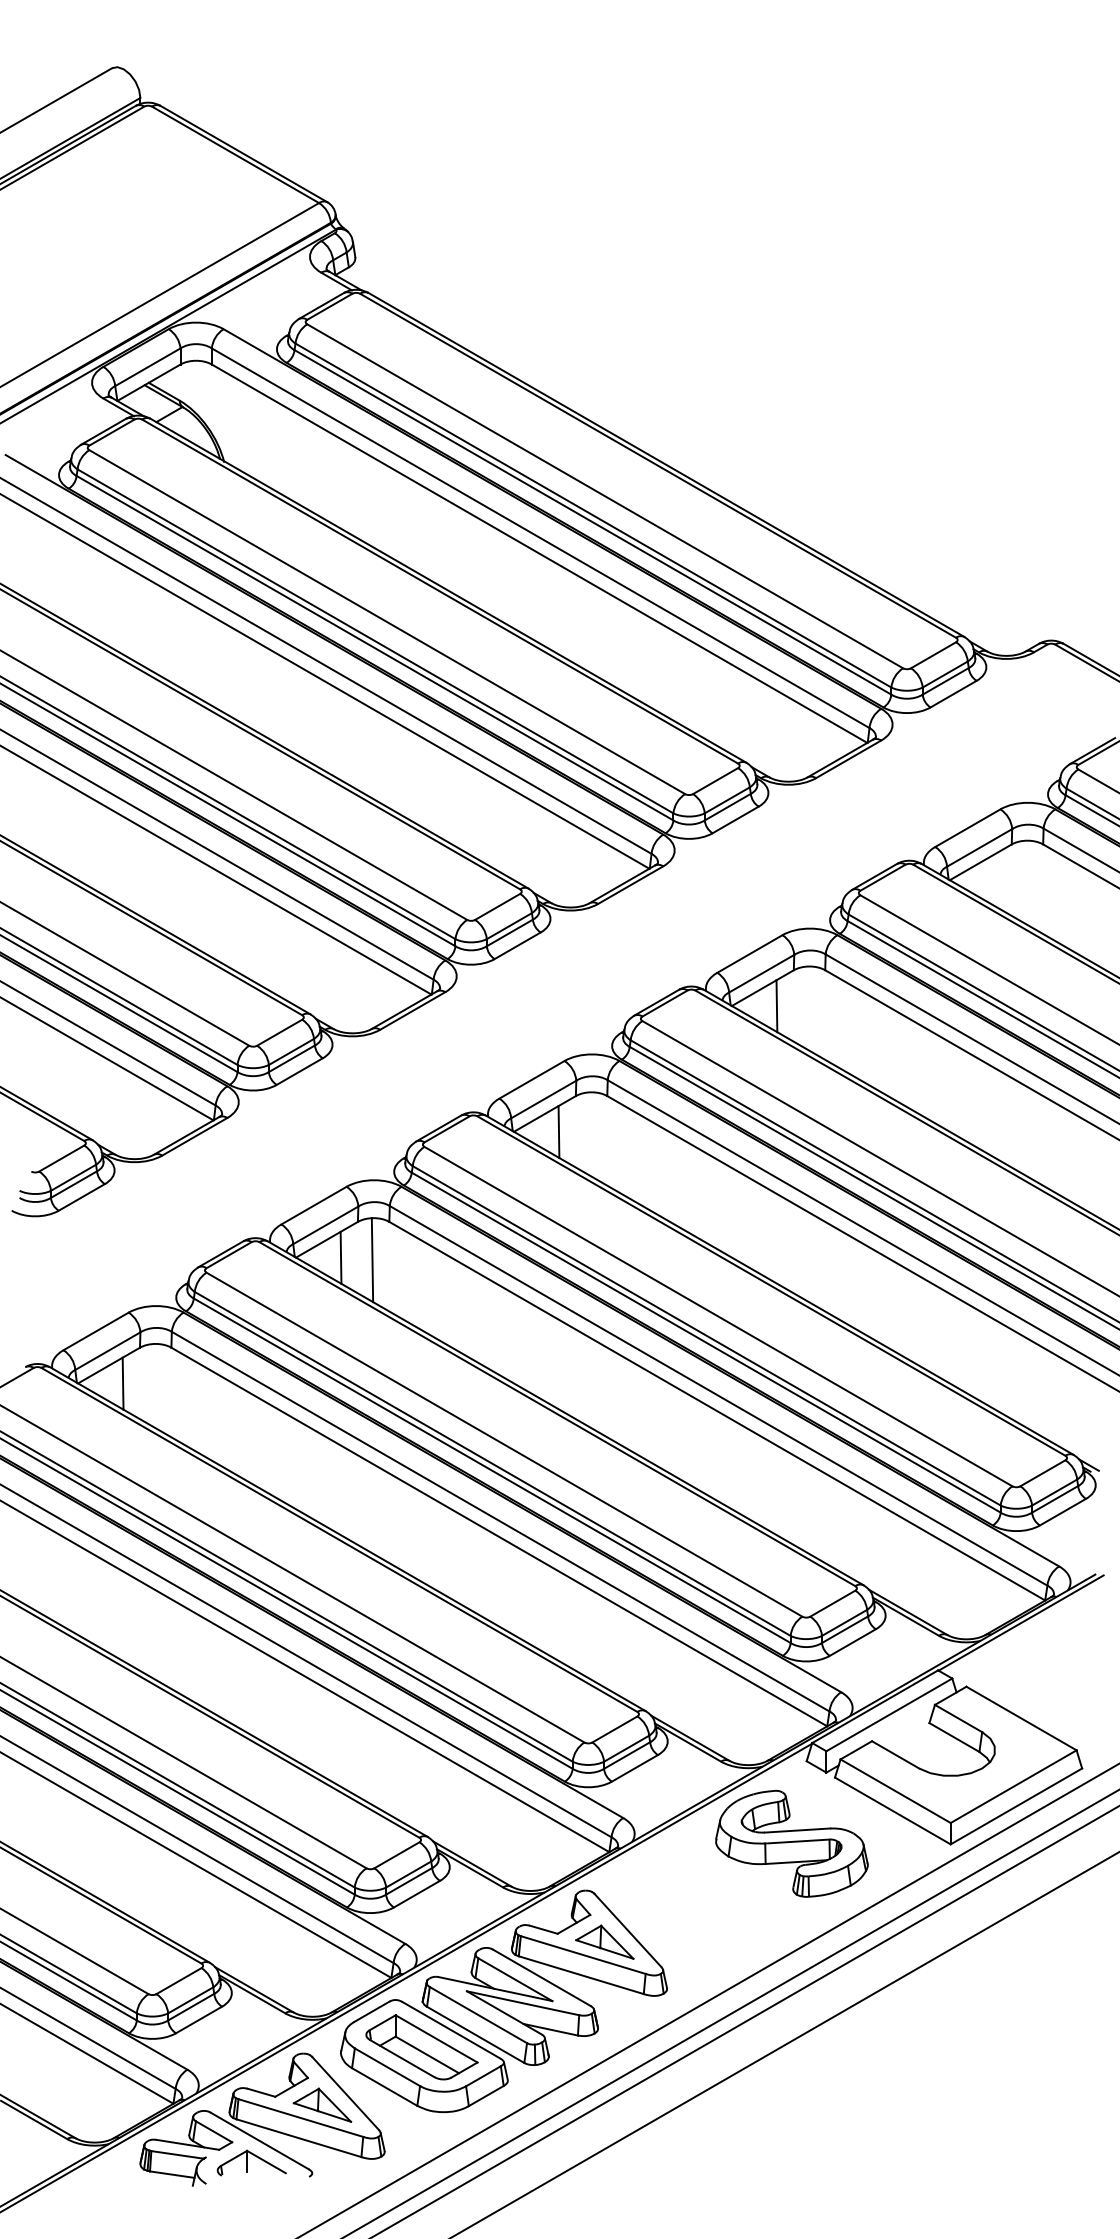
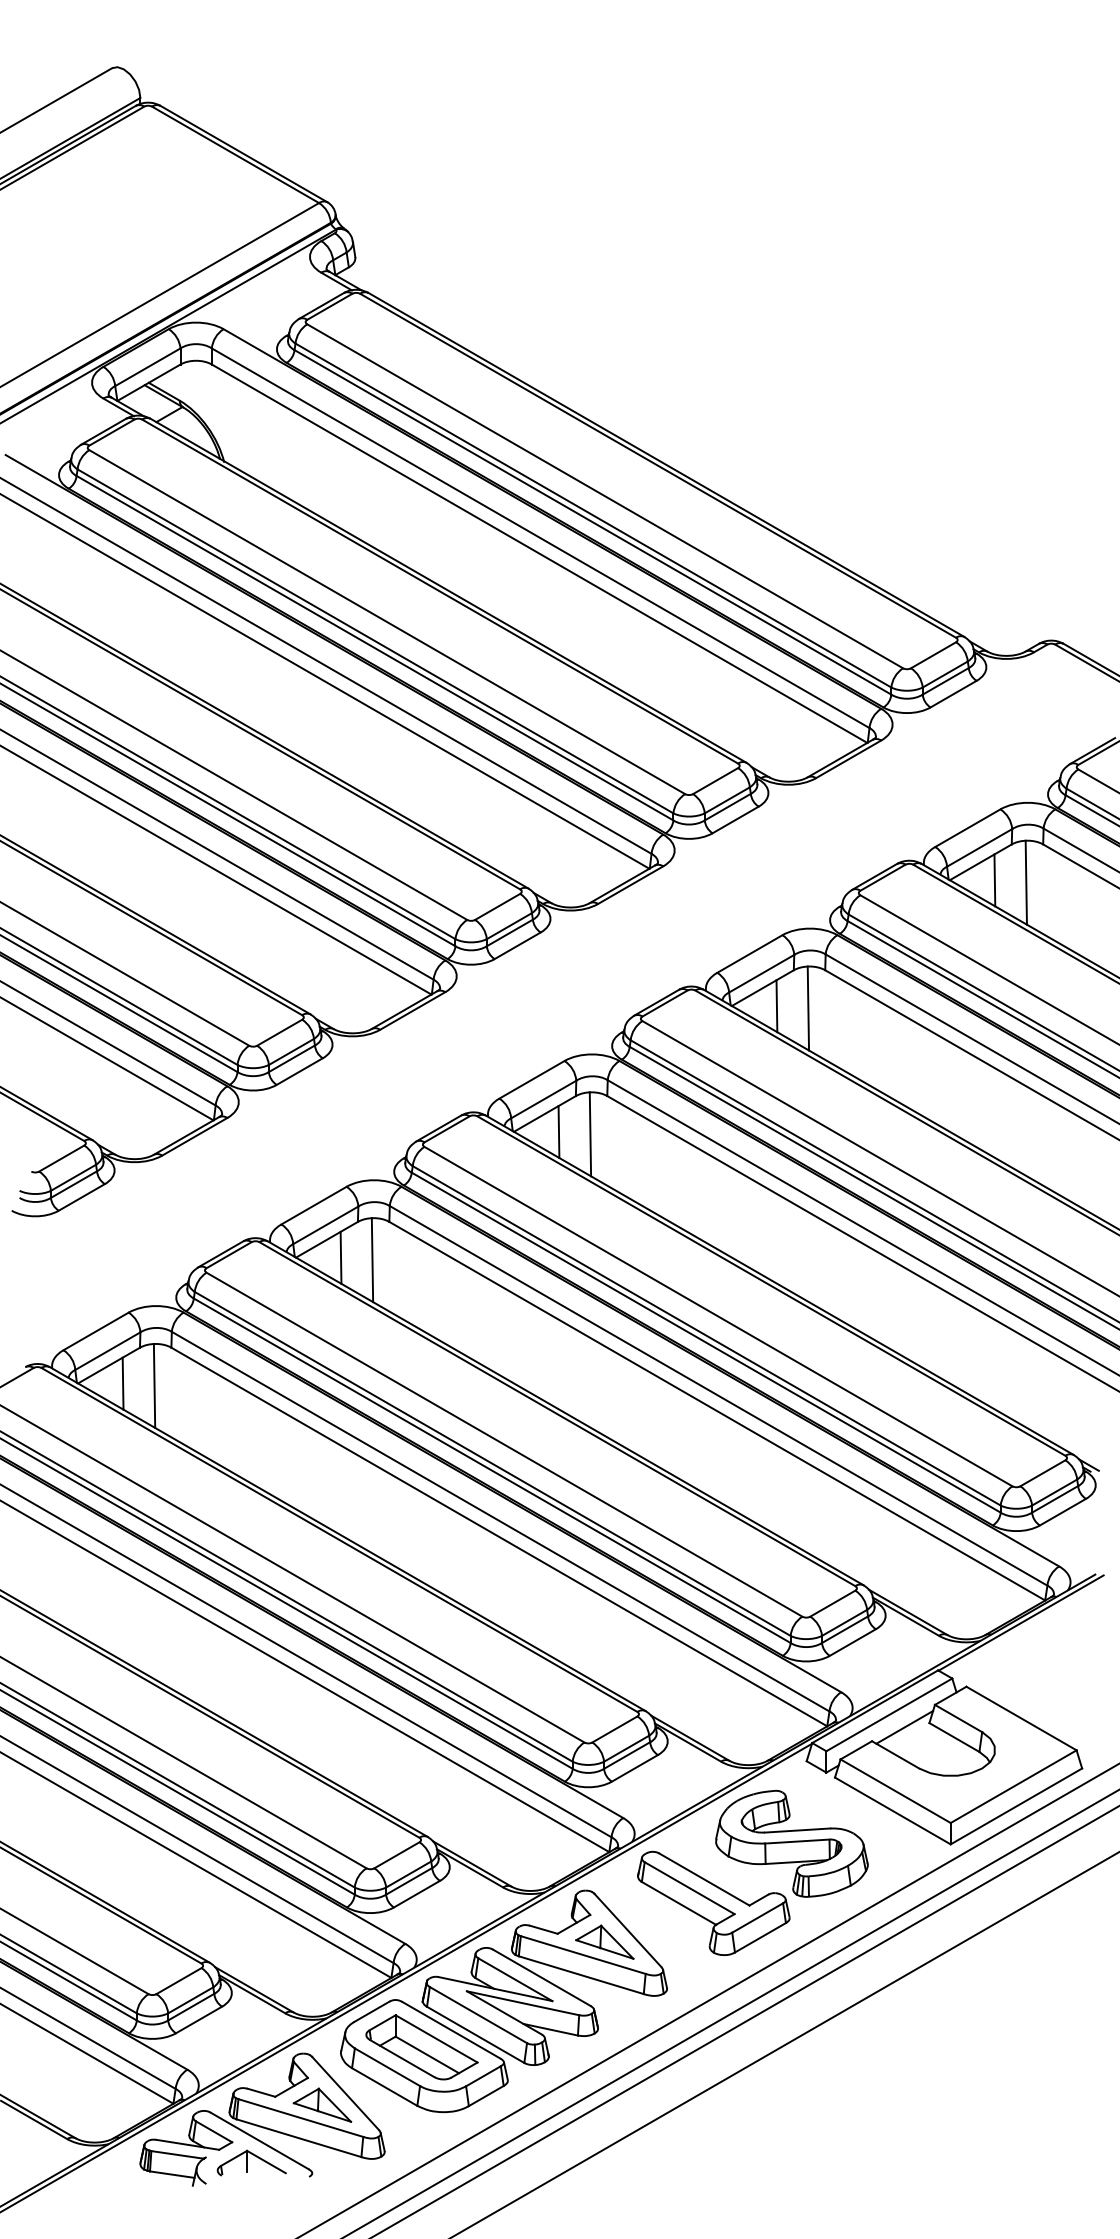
line: none -> present (994, 880)
line: none -> present (1025, 882)
line: none -> present (808, 1008)
line: none -> present (590, 1134)
line: none -> present (154, 1385)
line: none -> present (904, 1727)
part: none -> present (713, 1903)
